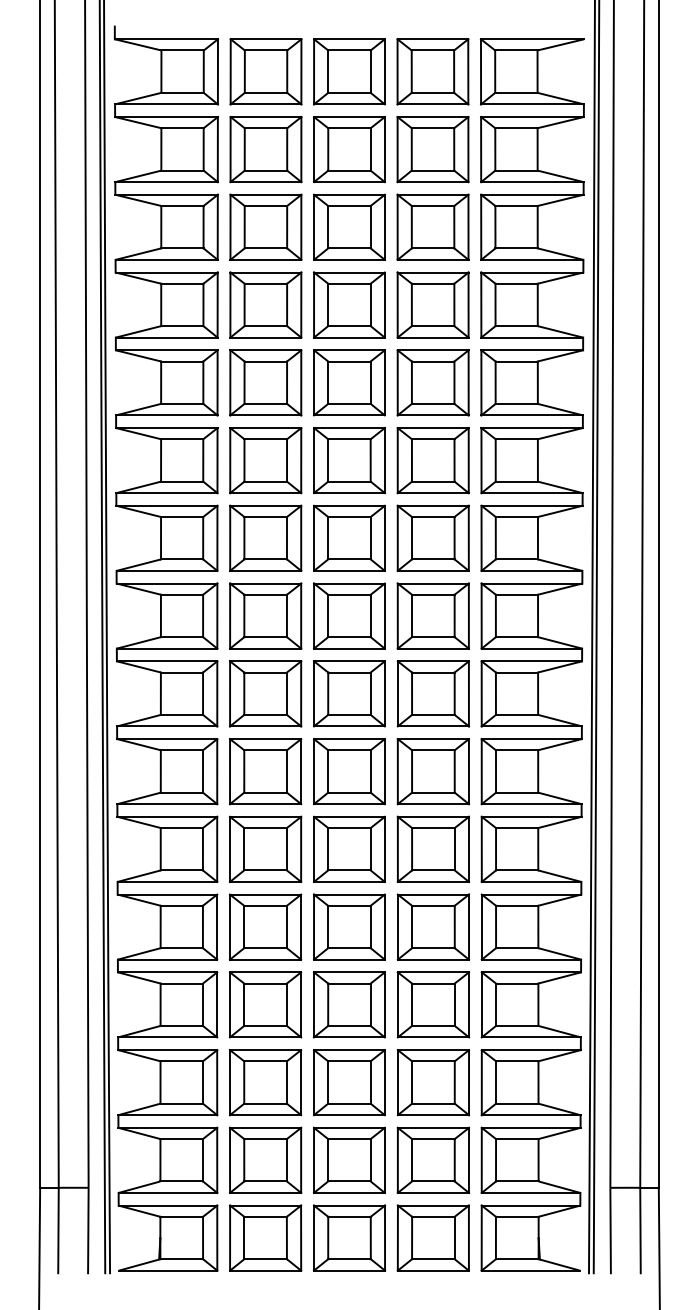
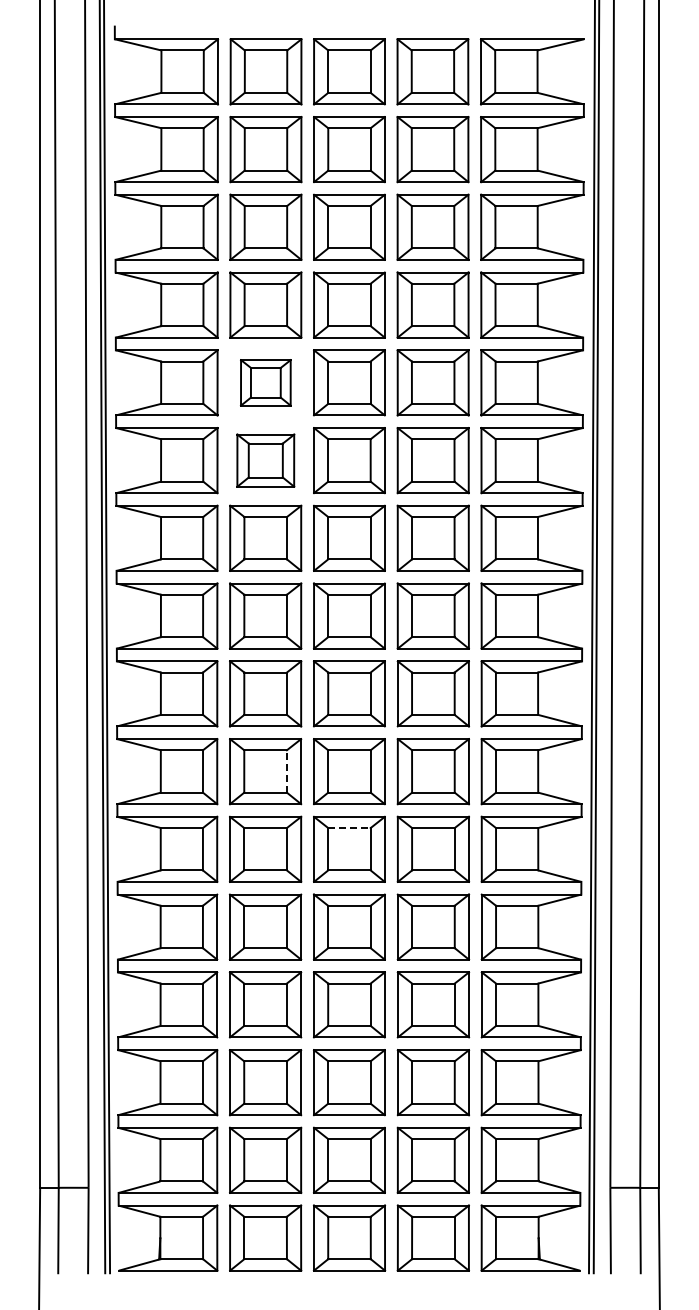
part size: 74x68 px -> 52x48 px (265, 382)
part size: 74x68 px -> 60x55 px (265, 460)
line: solid -> dashed (286, 770)
line: solid -> dashed (349, 828)
